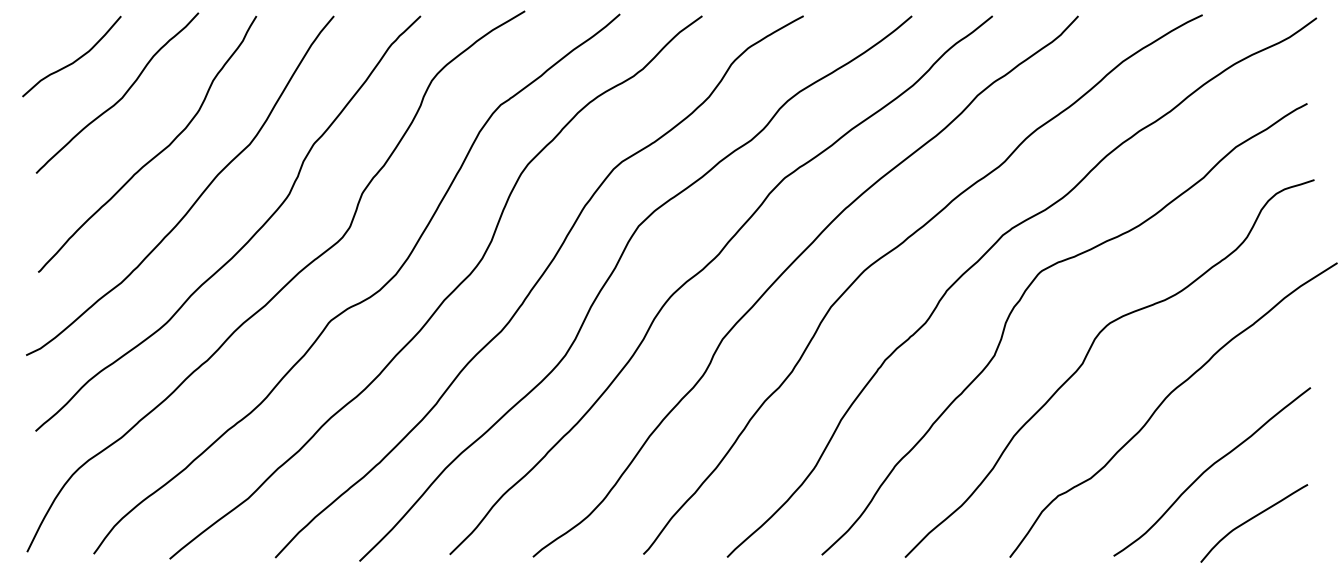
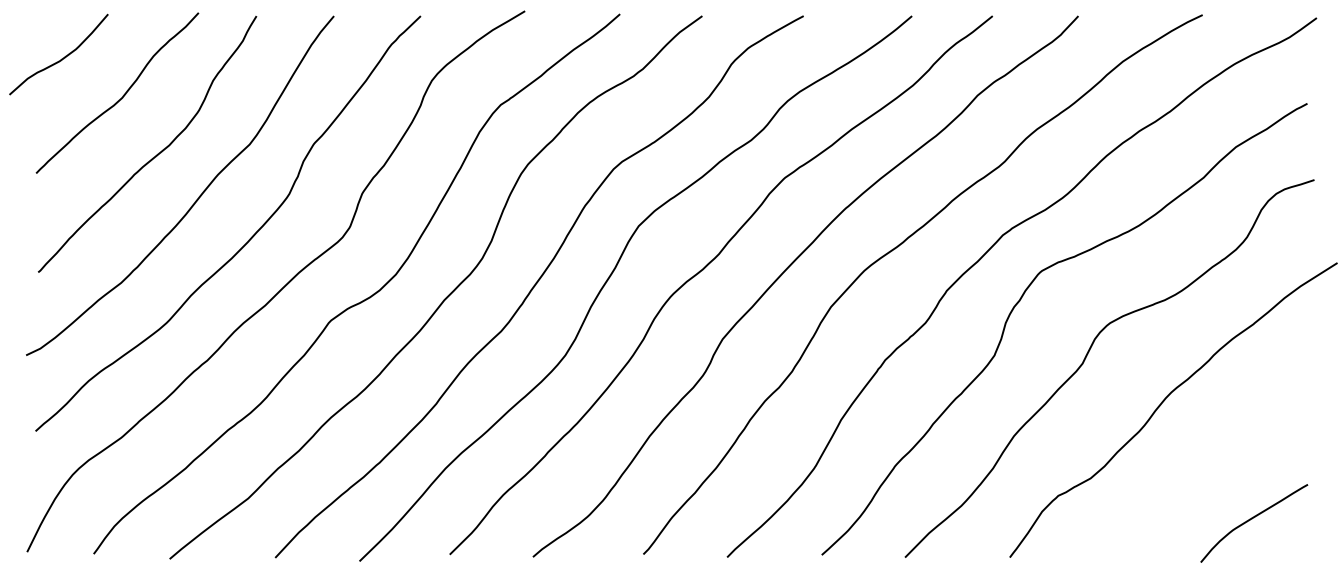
curve position: (74, 60) -> (61, 58) (61, 58)
curve: present -> none (1210, 468)
